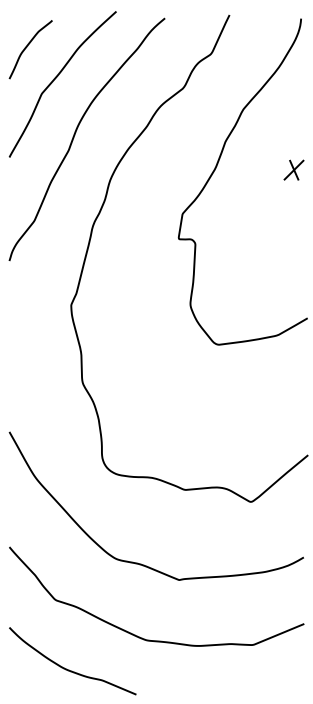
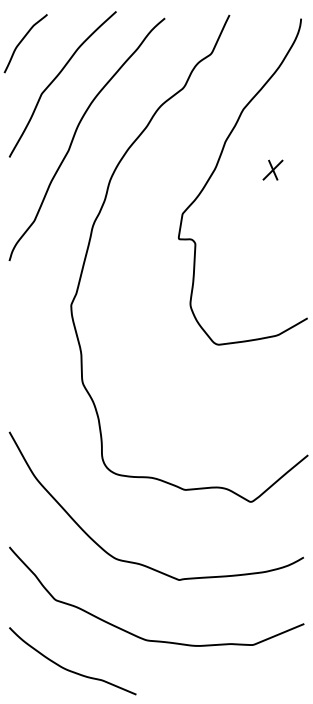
curve position: (27, 47) -> (22, 41) (22, 41)
part position: (293, 169) -> (272, 169) (272, 169)
